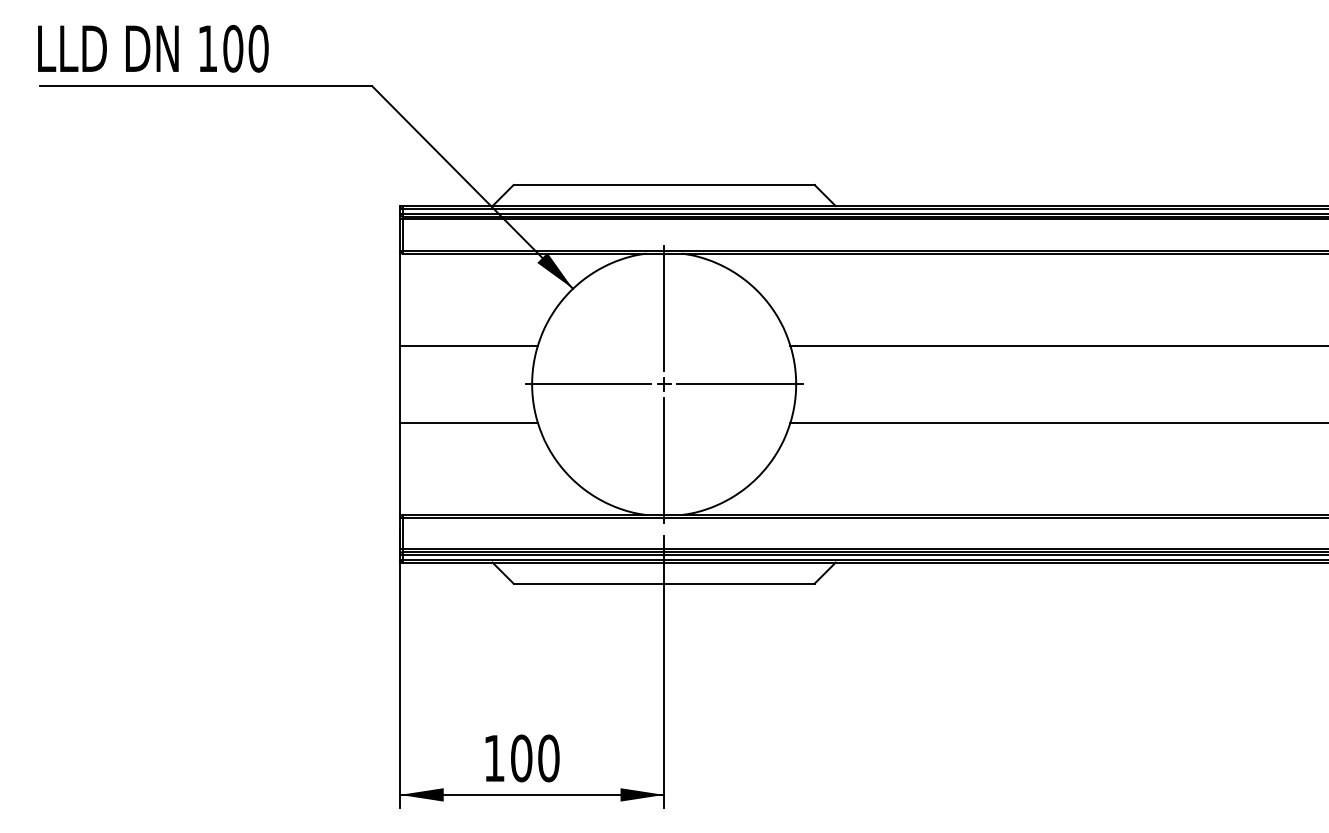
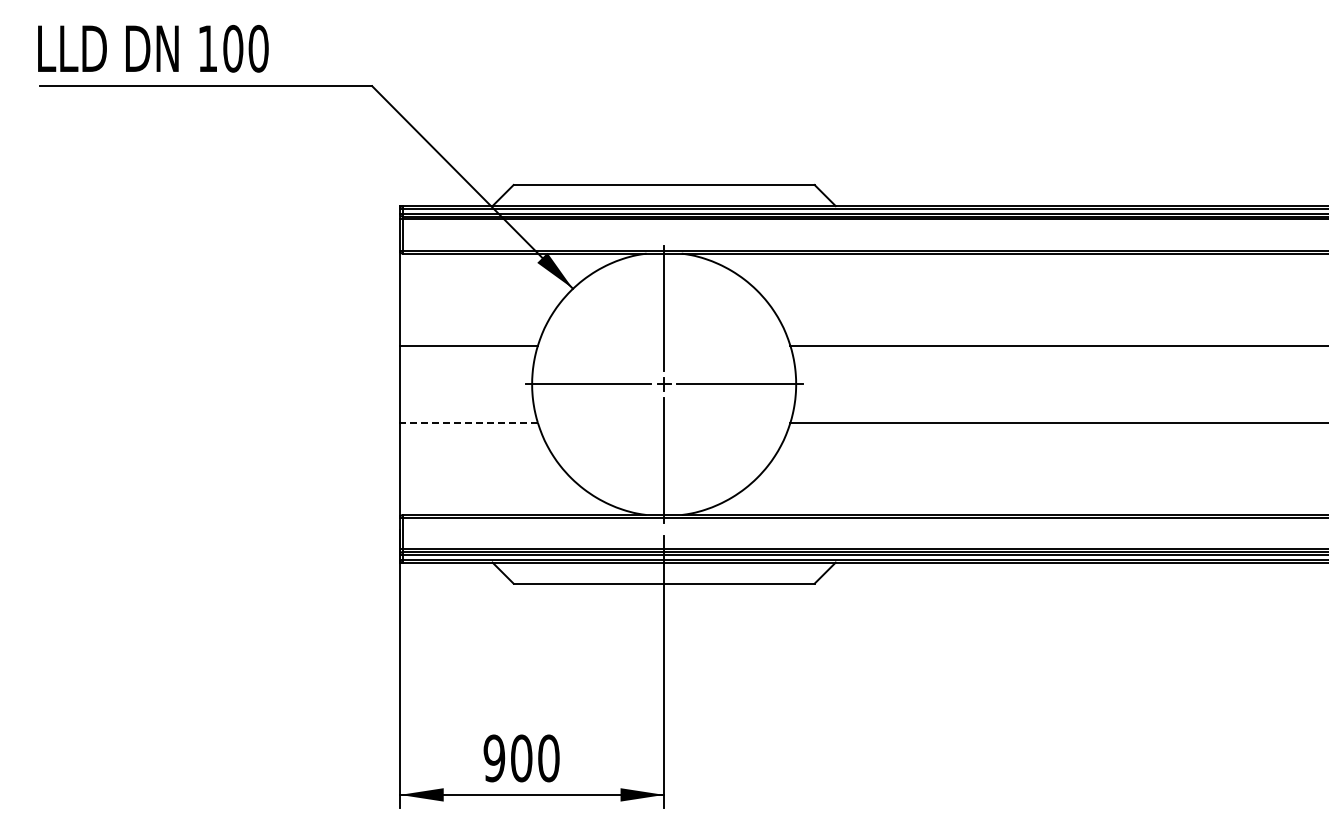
line: solid -> dashed (468, 422)
text: 100 -> 900 (494, 758)
